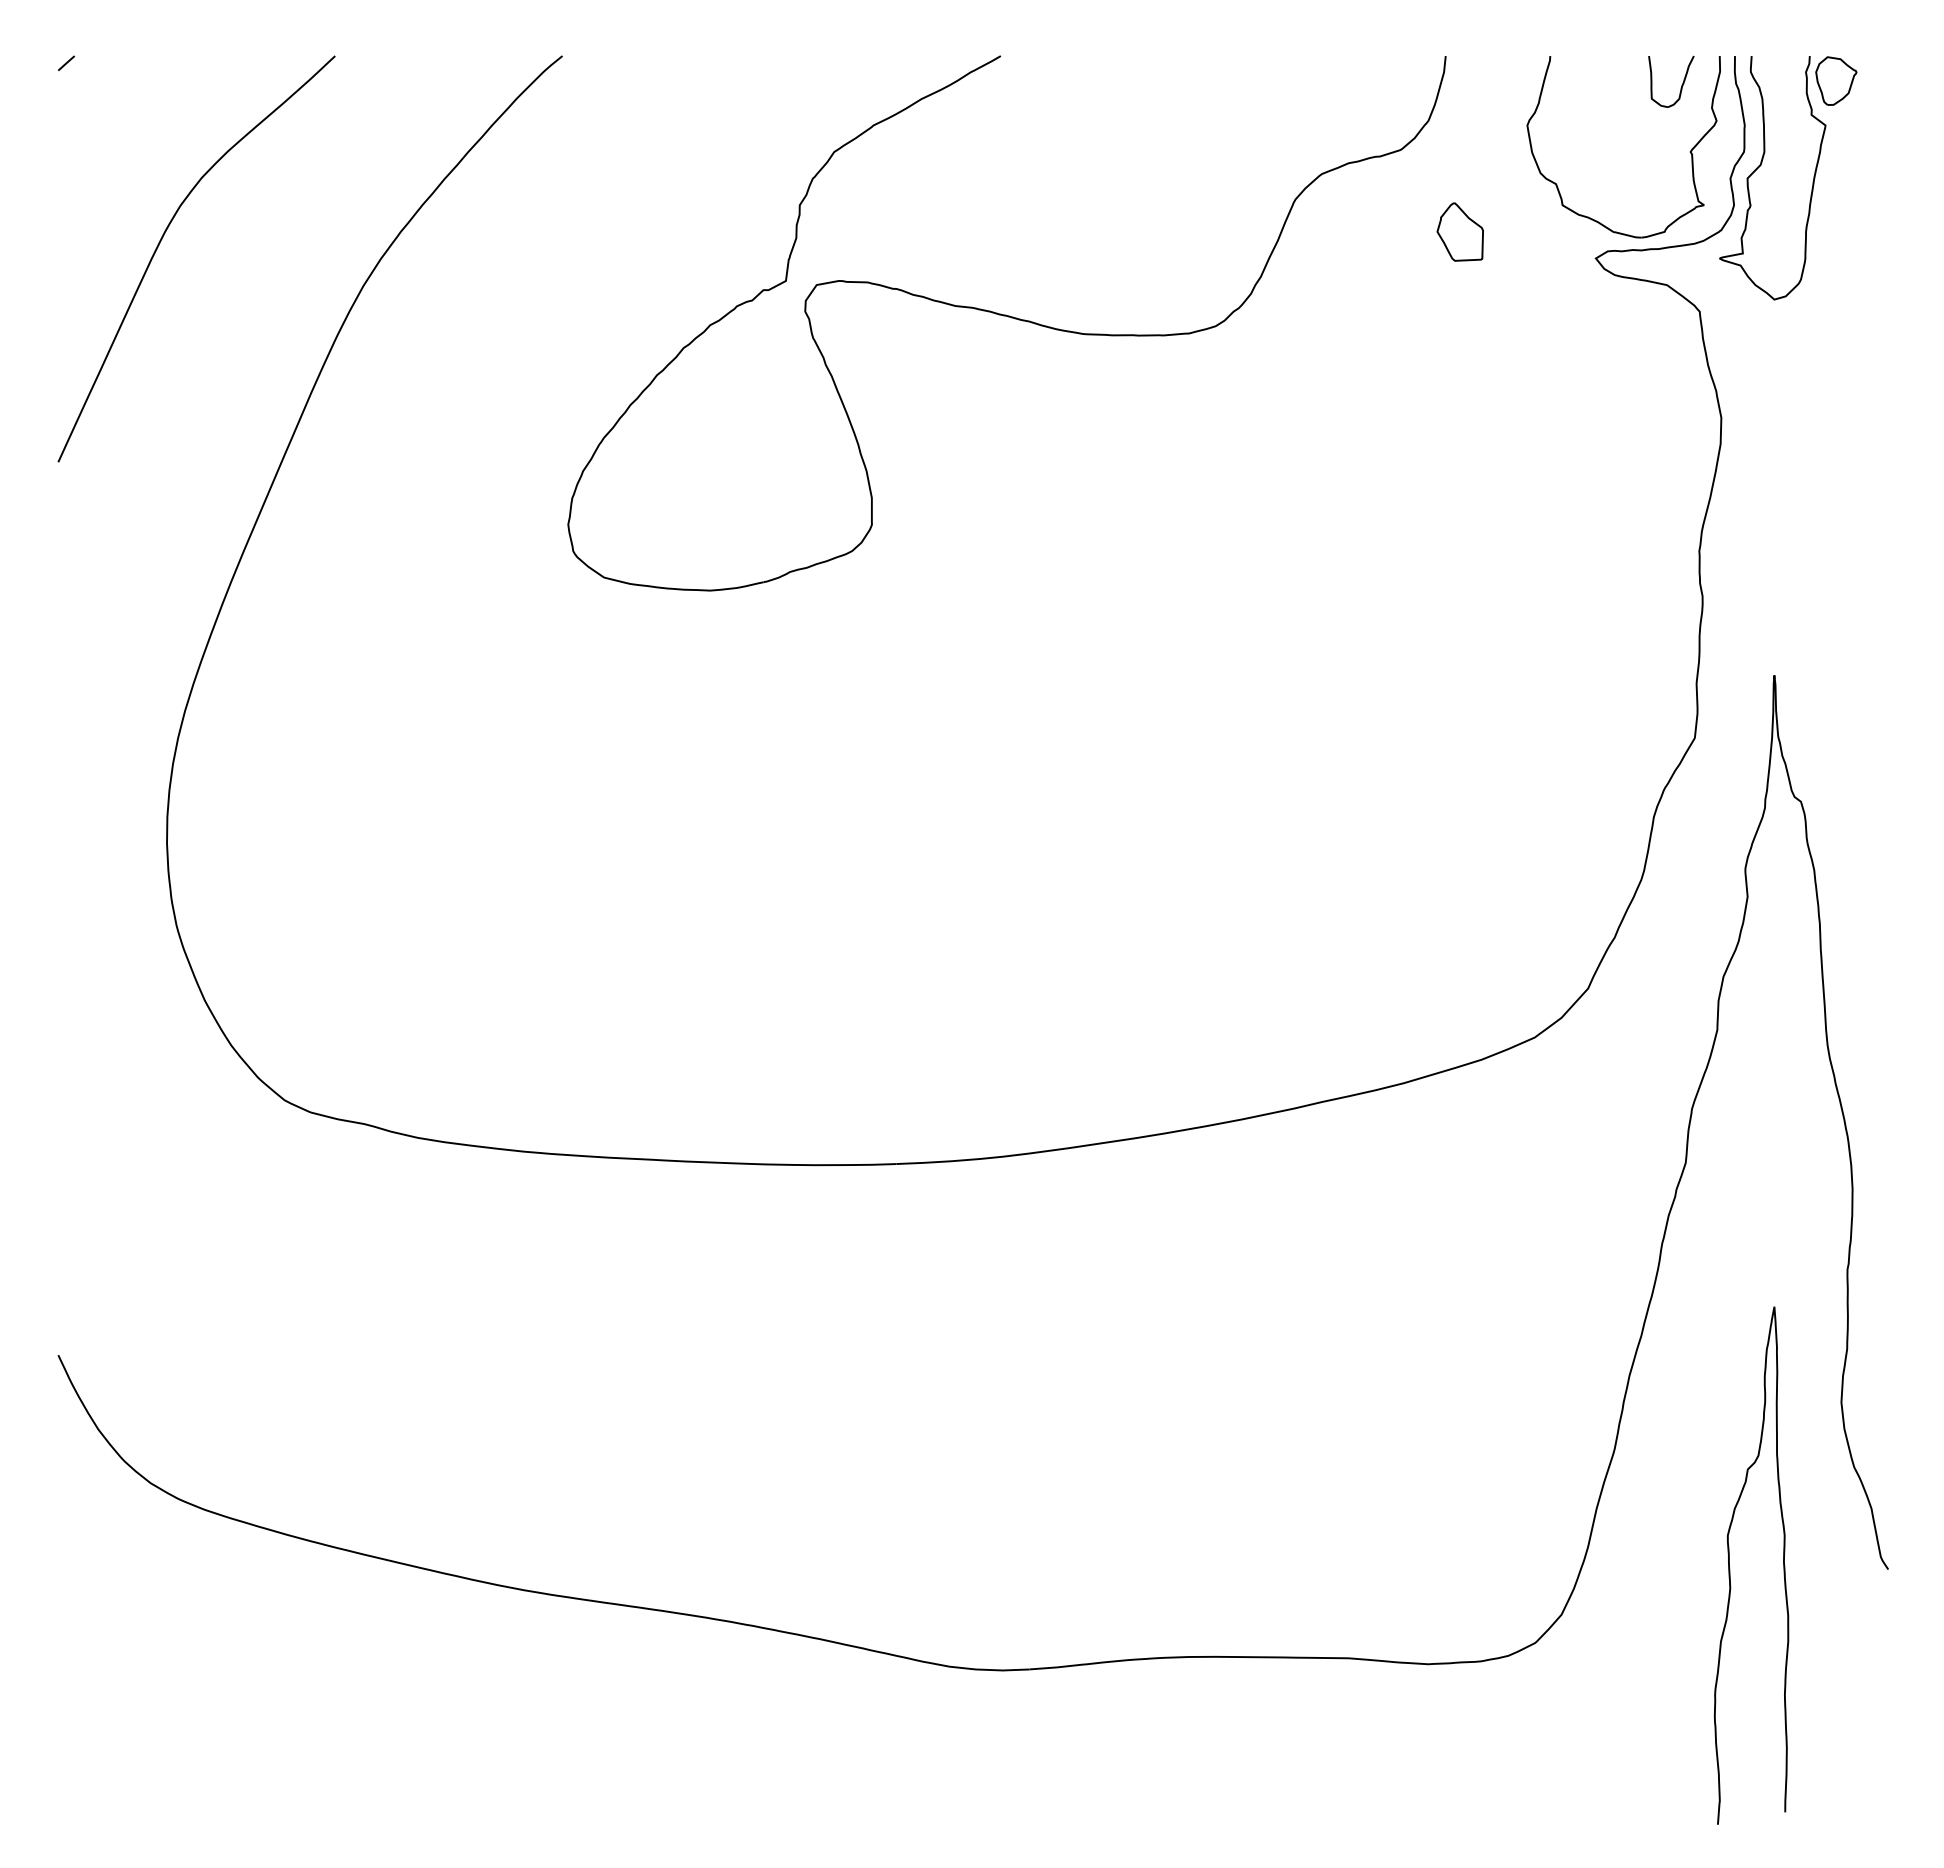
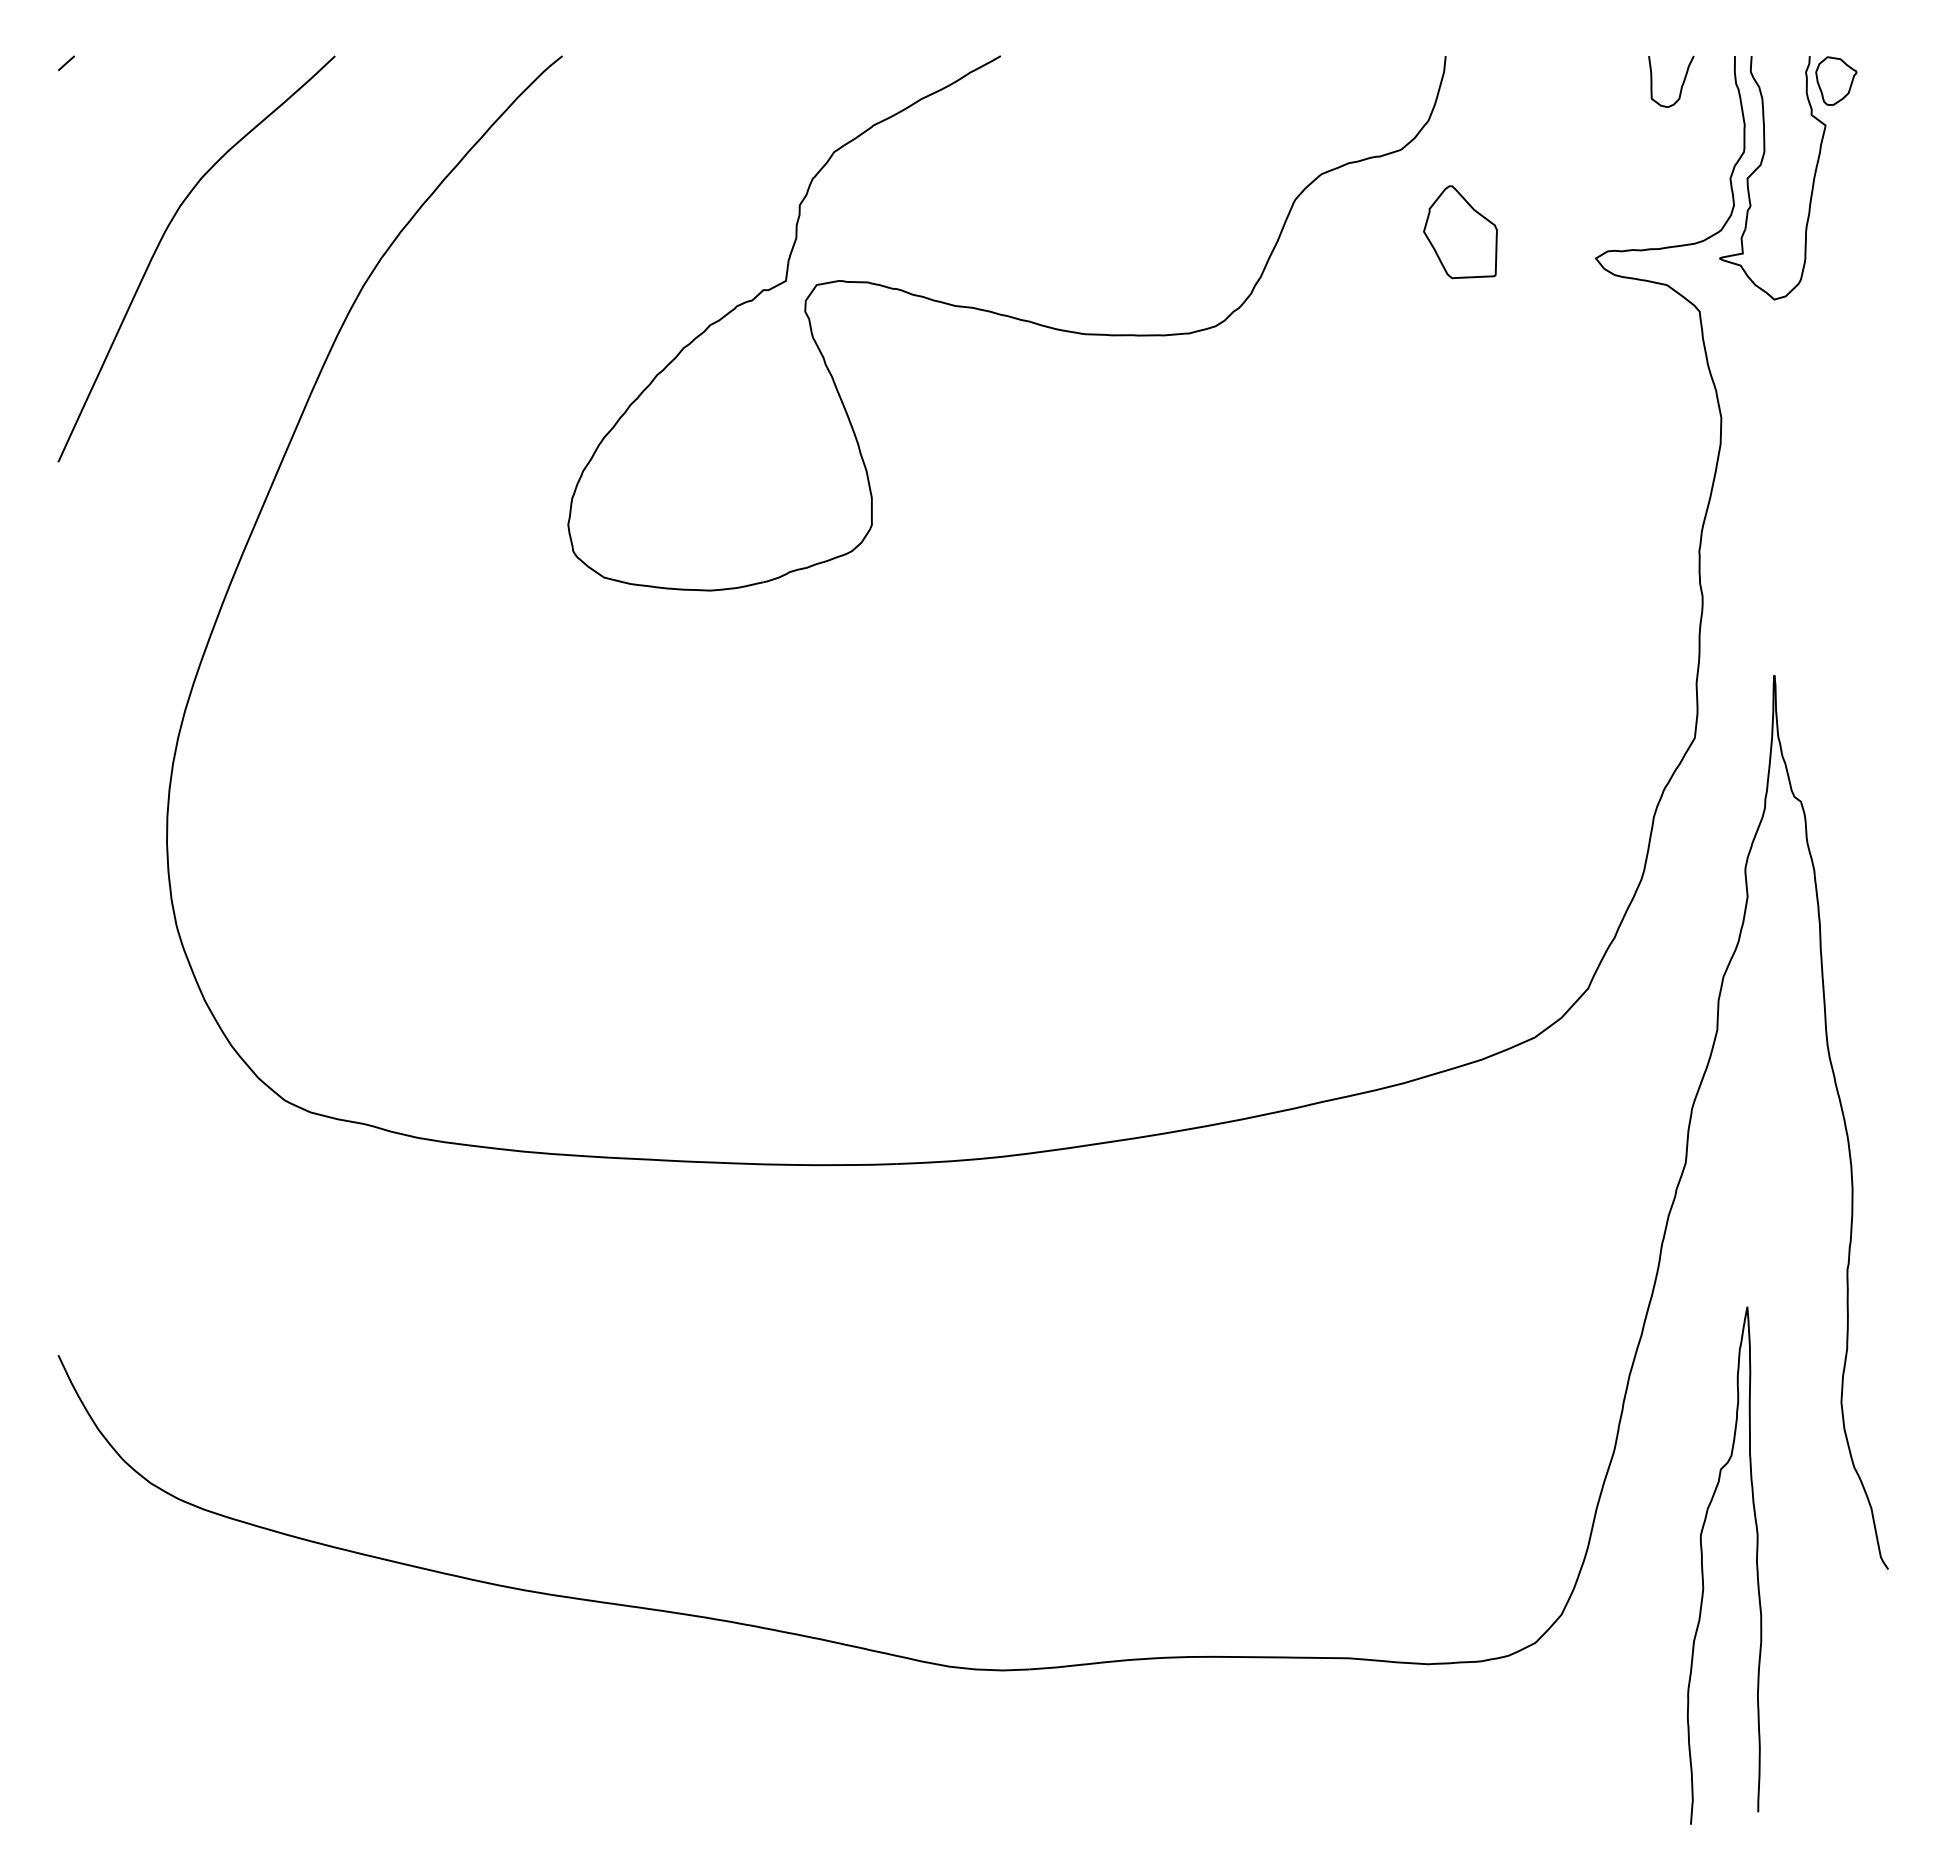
part: present -> none (1689, 151)
part size: 48x60 px -> 75x95 px (1460, 232)
curve position: (1730, 1568) -> (1703, 1568) (1703, 1568)
